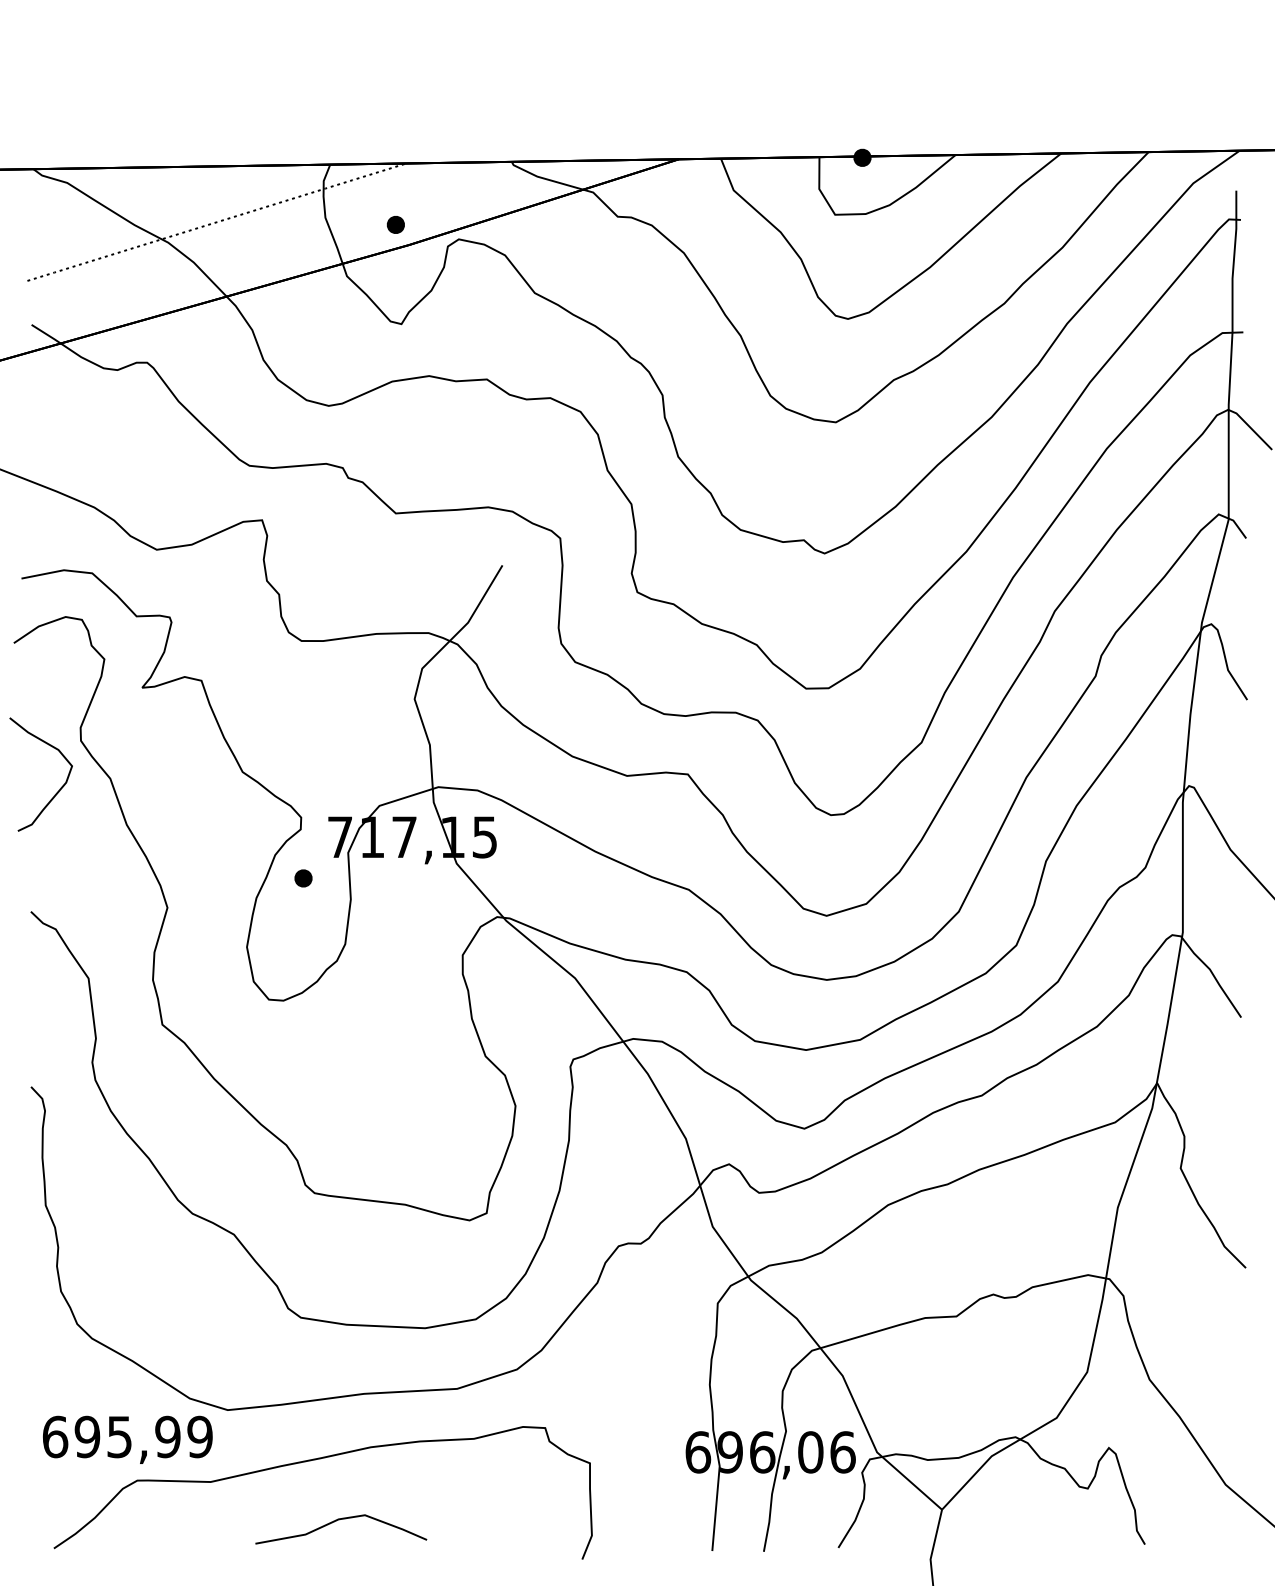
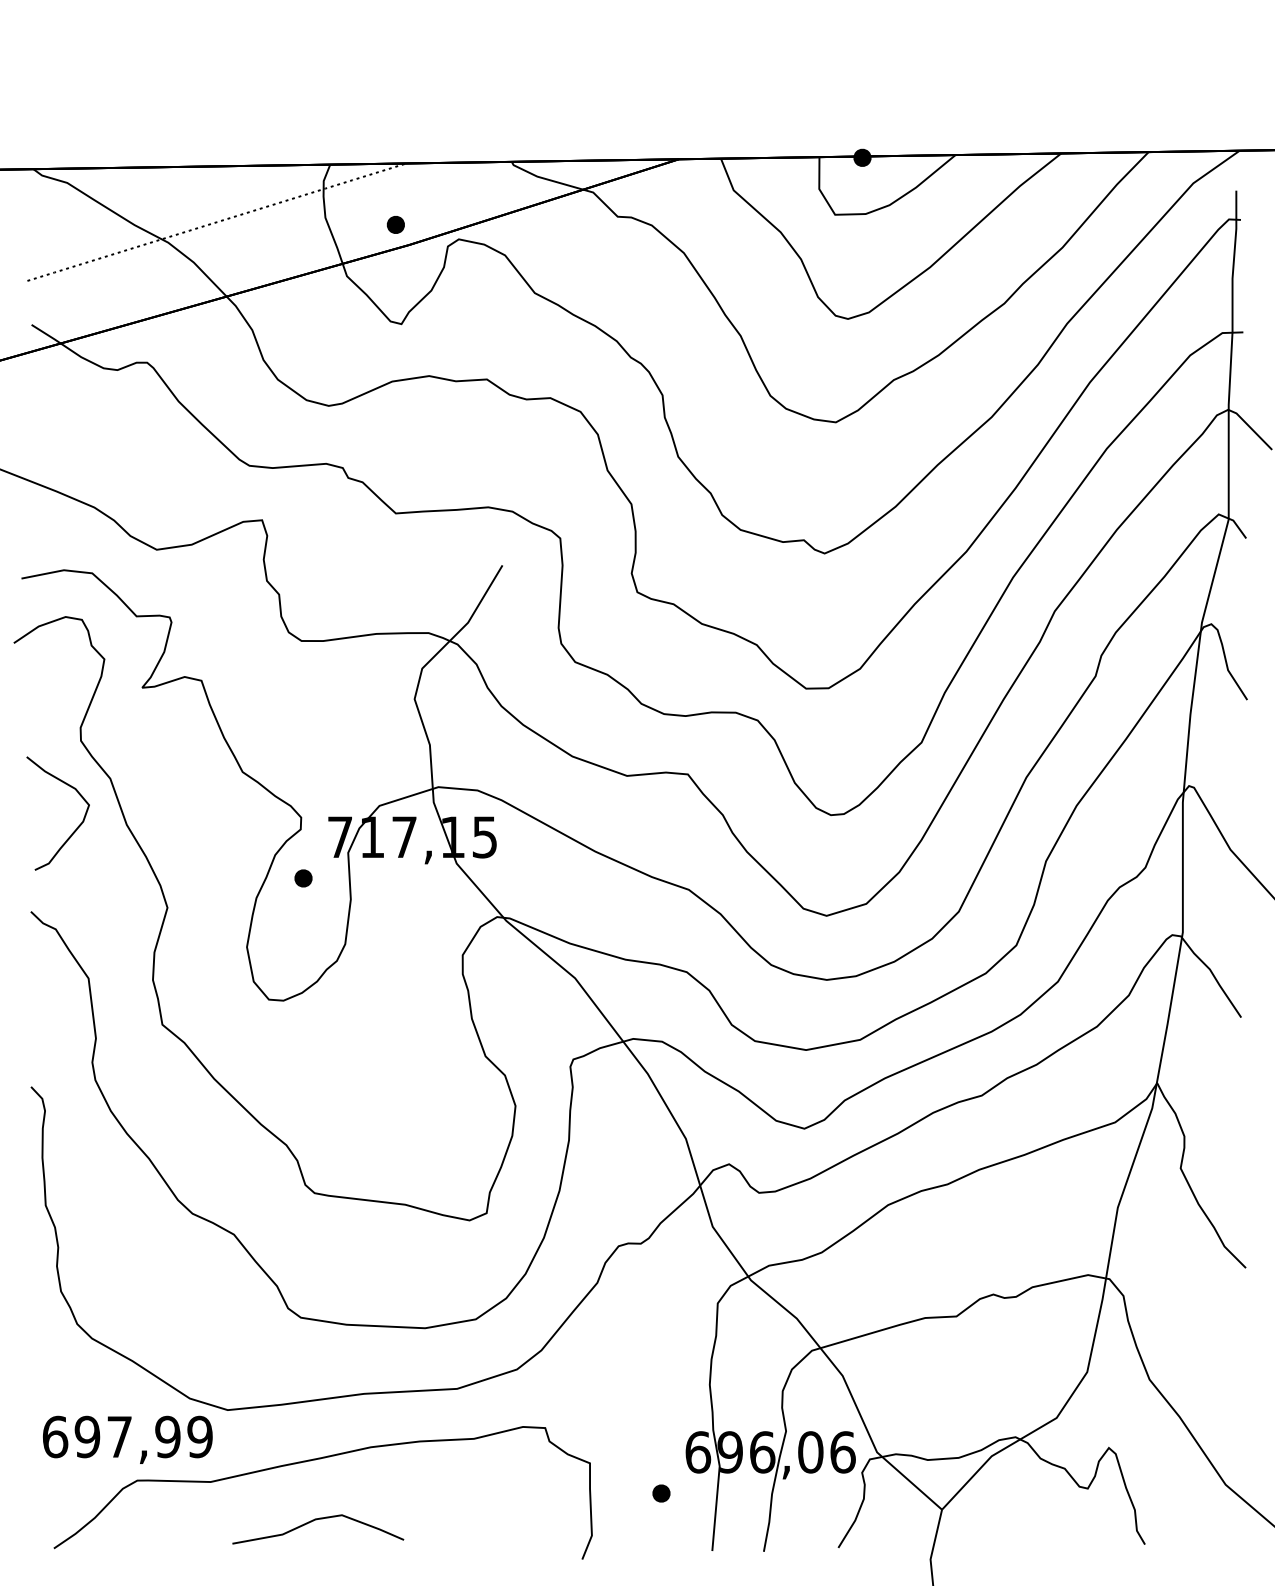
curve position: (60, 787) -> (77, 826) (77, 826)
text: 695,99 -> 697,99 (119, 1437)
part: none -> present (661, 1493)
curve position: (339, 1520) -> (316, 1520) (316, 1520)
